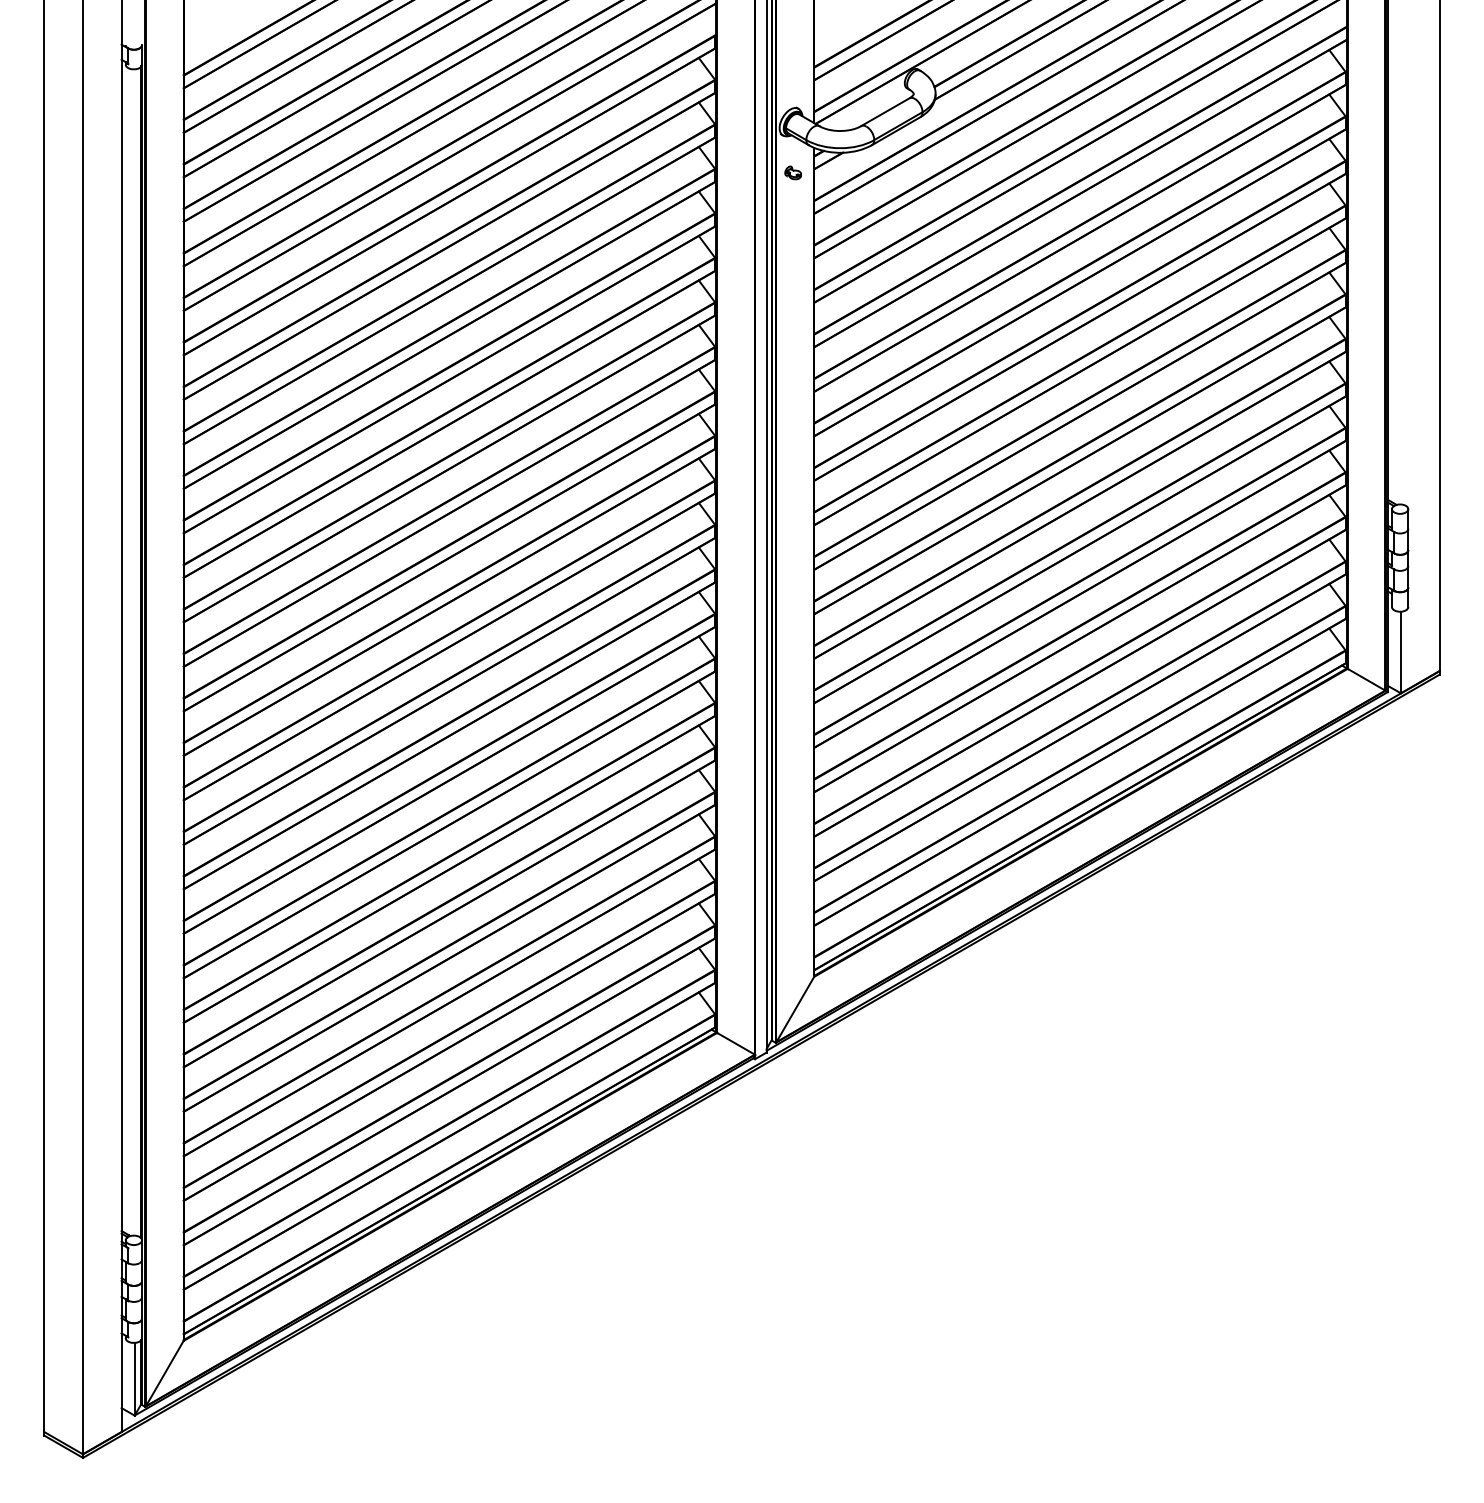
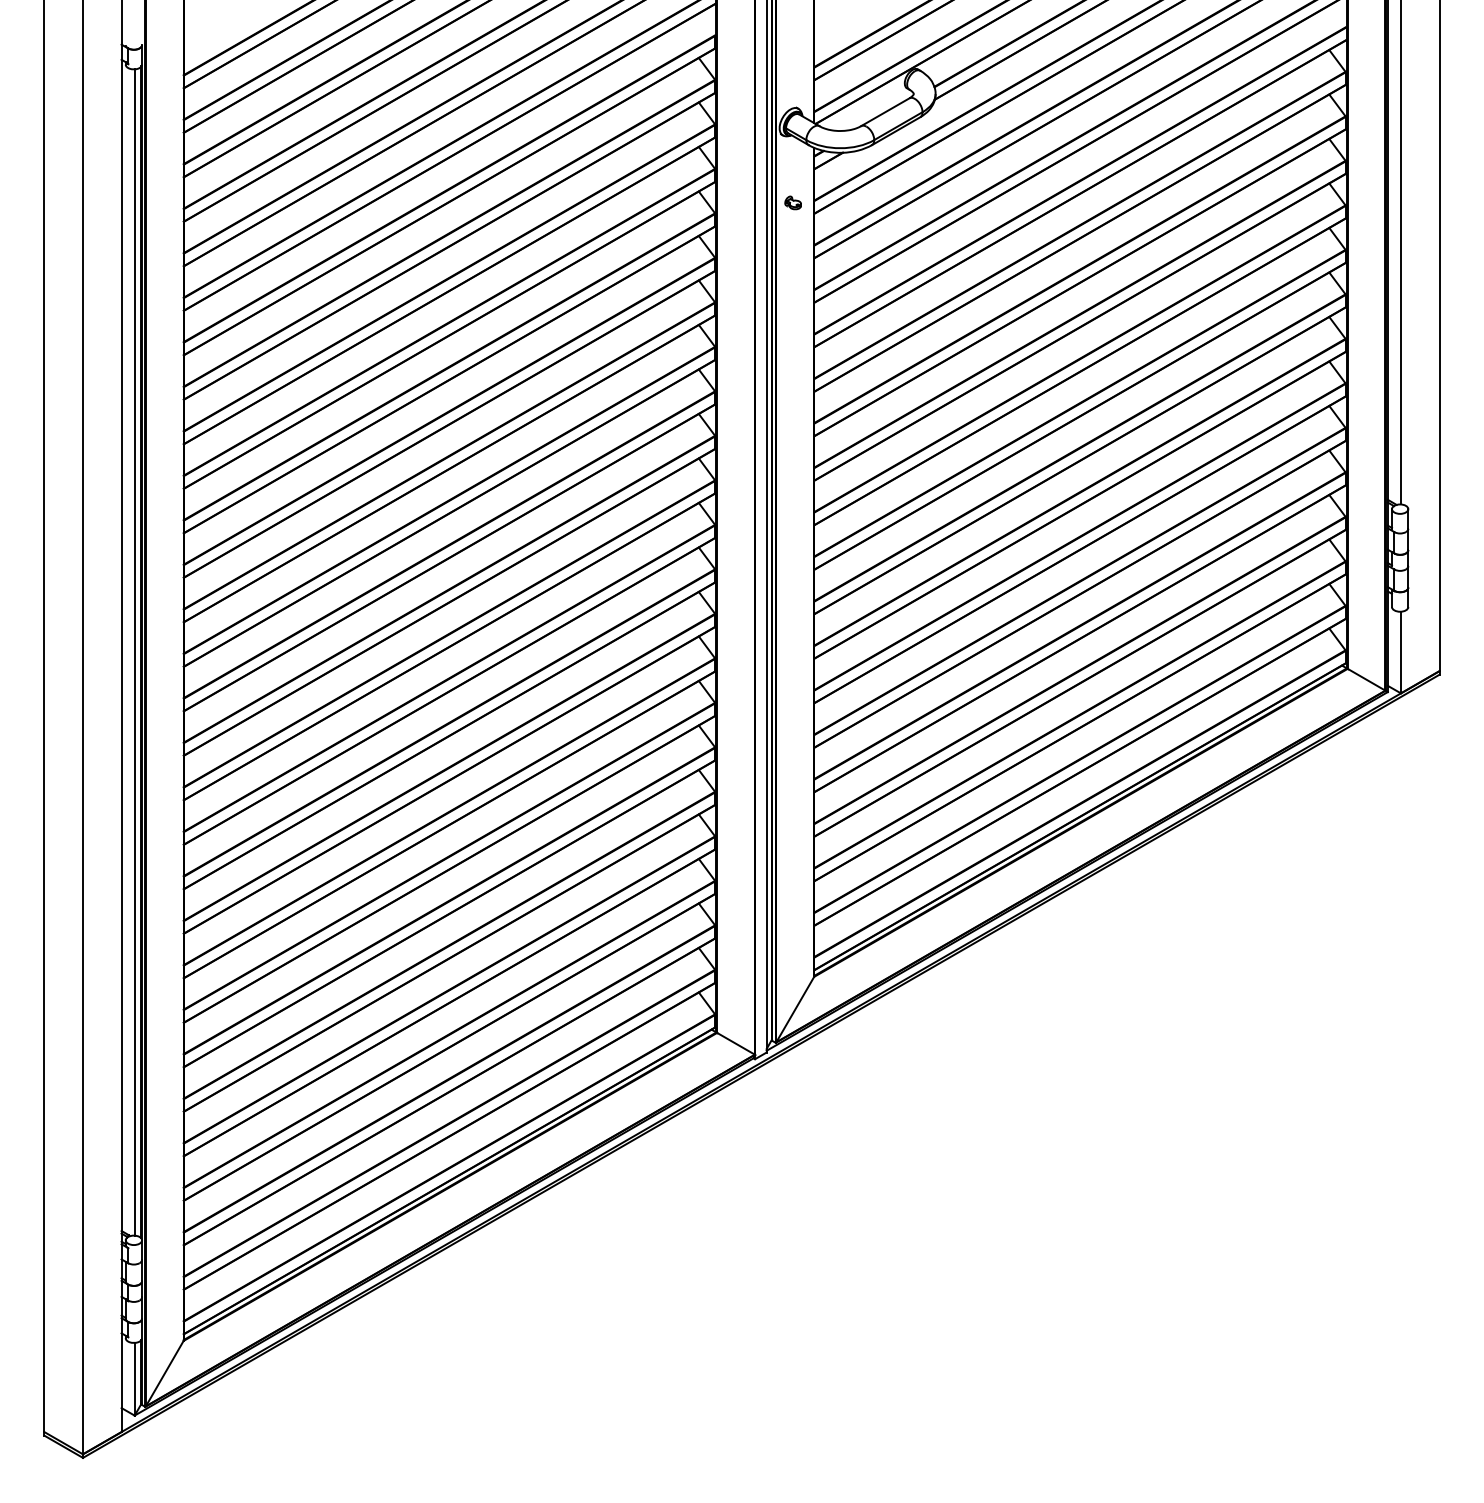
part position: (792, 172) -> (792, 202) (792, 202)
line: none -> present (1401, 253)
line: none -> present (134, 652)
